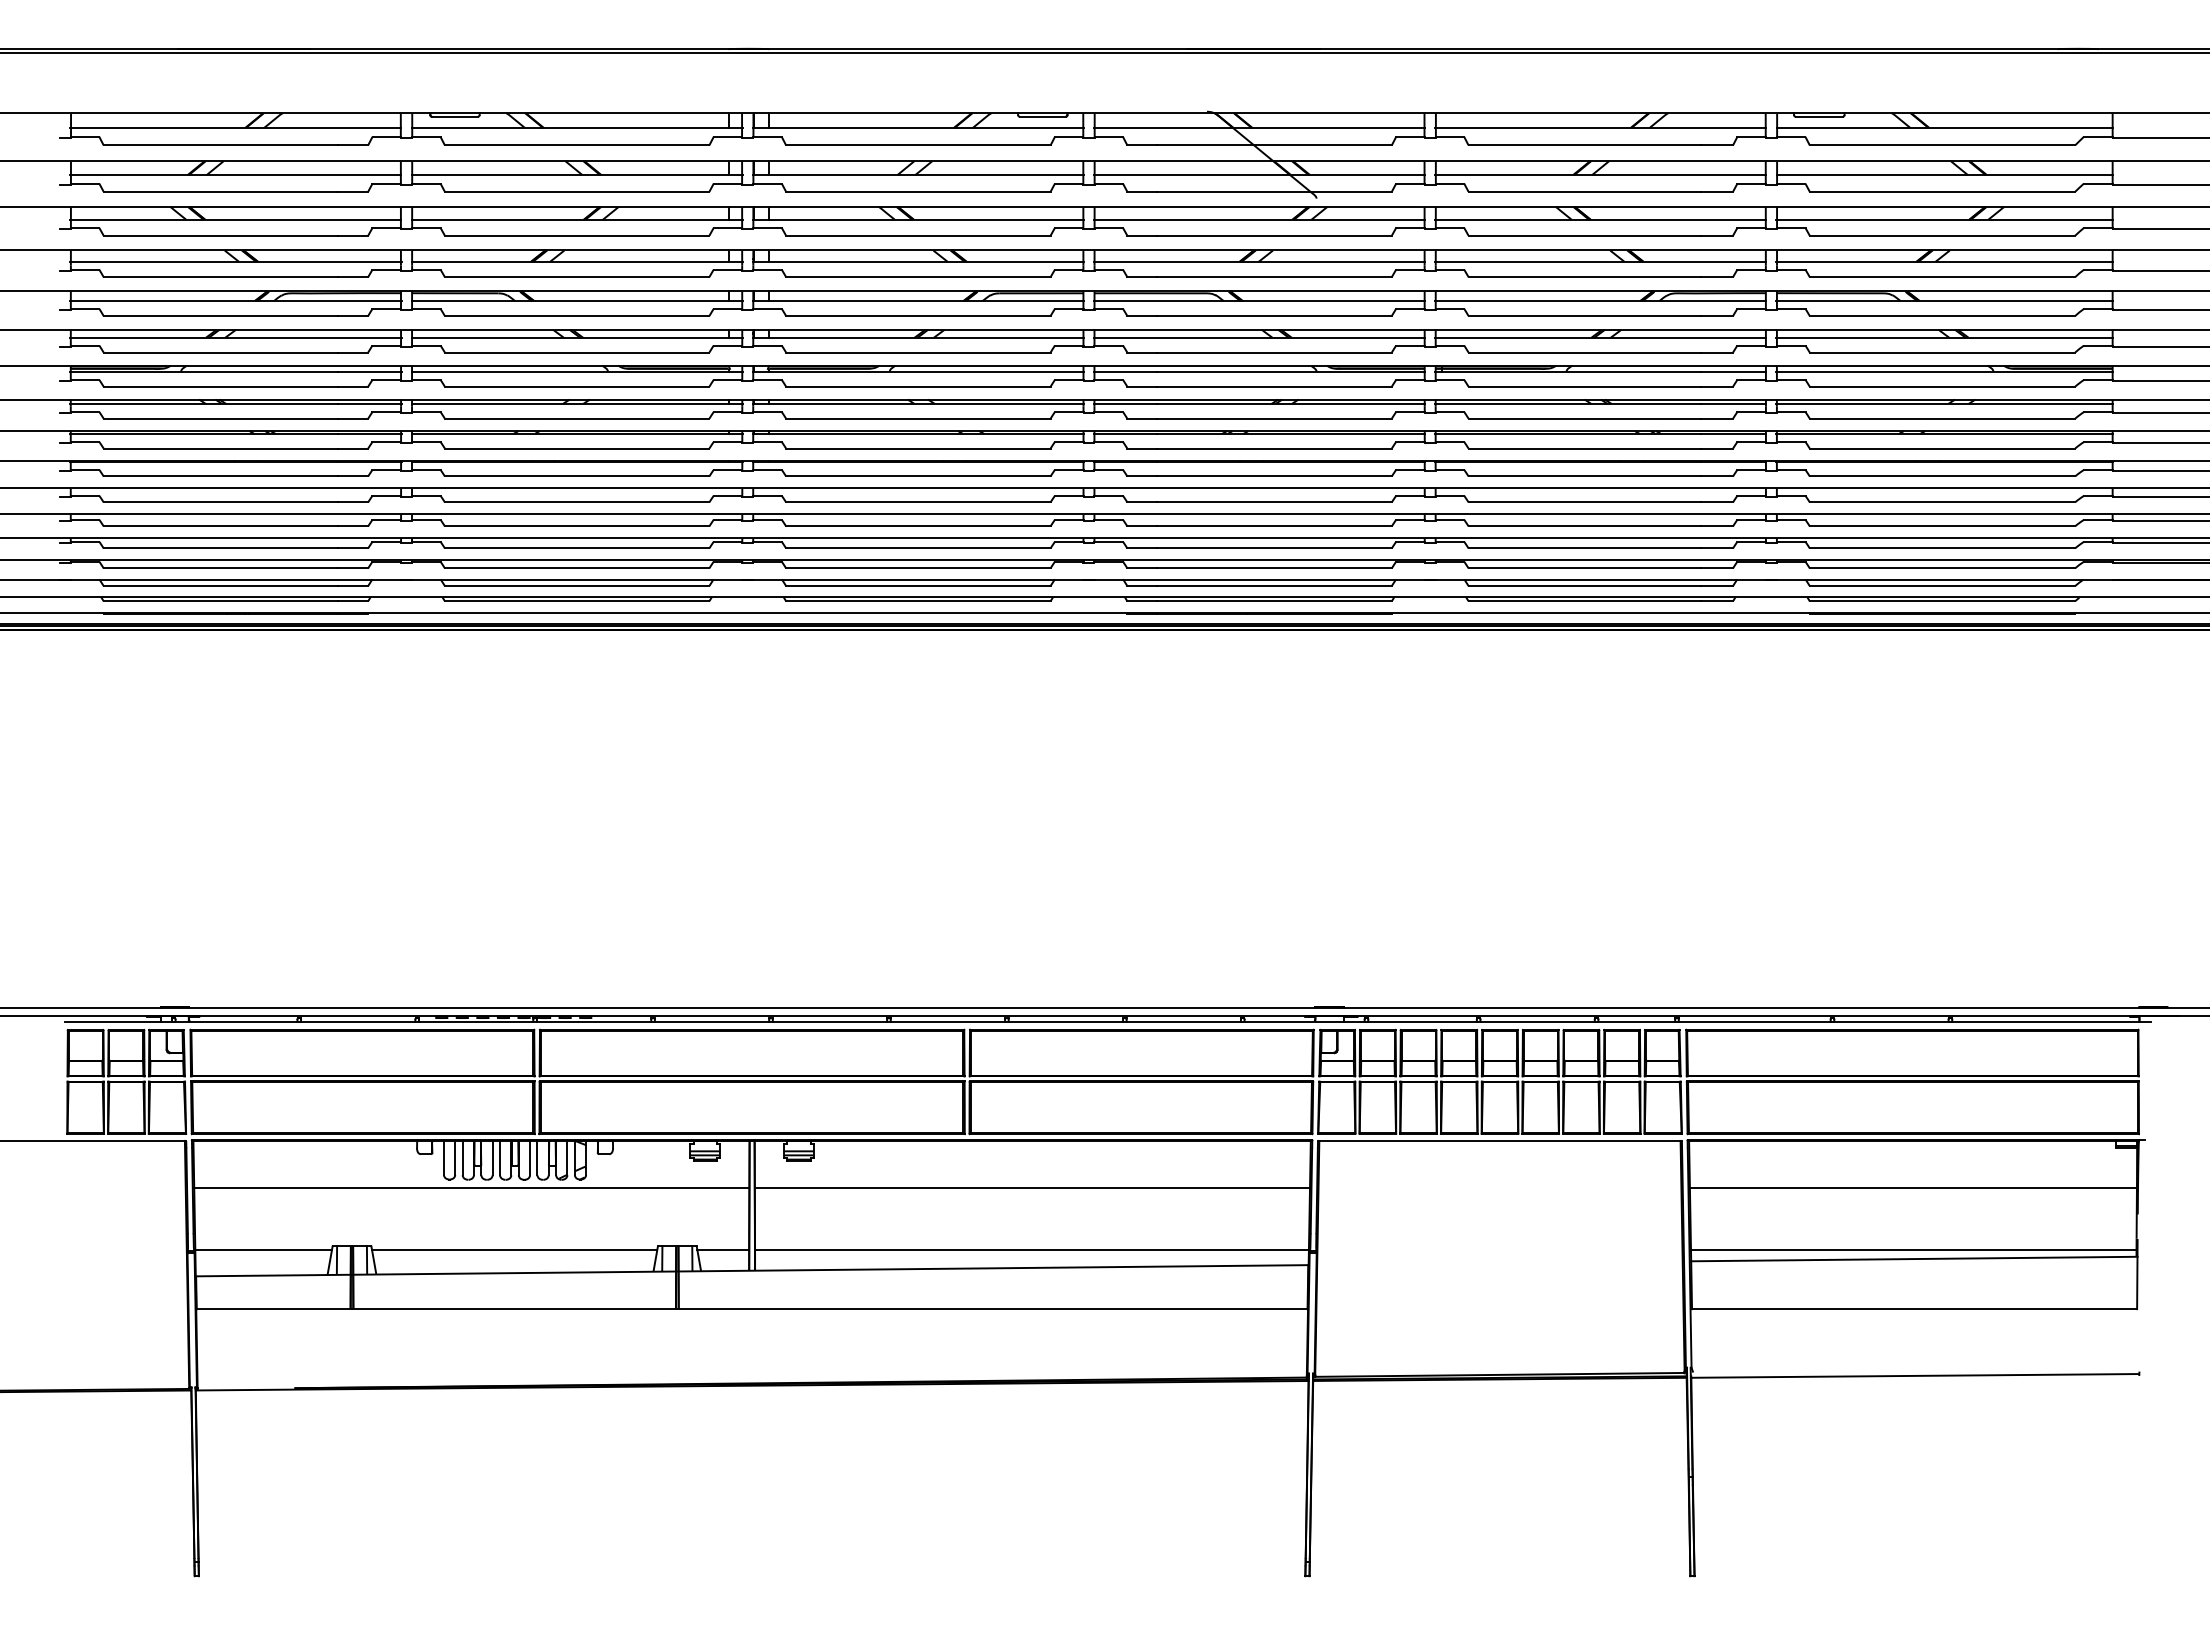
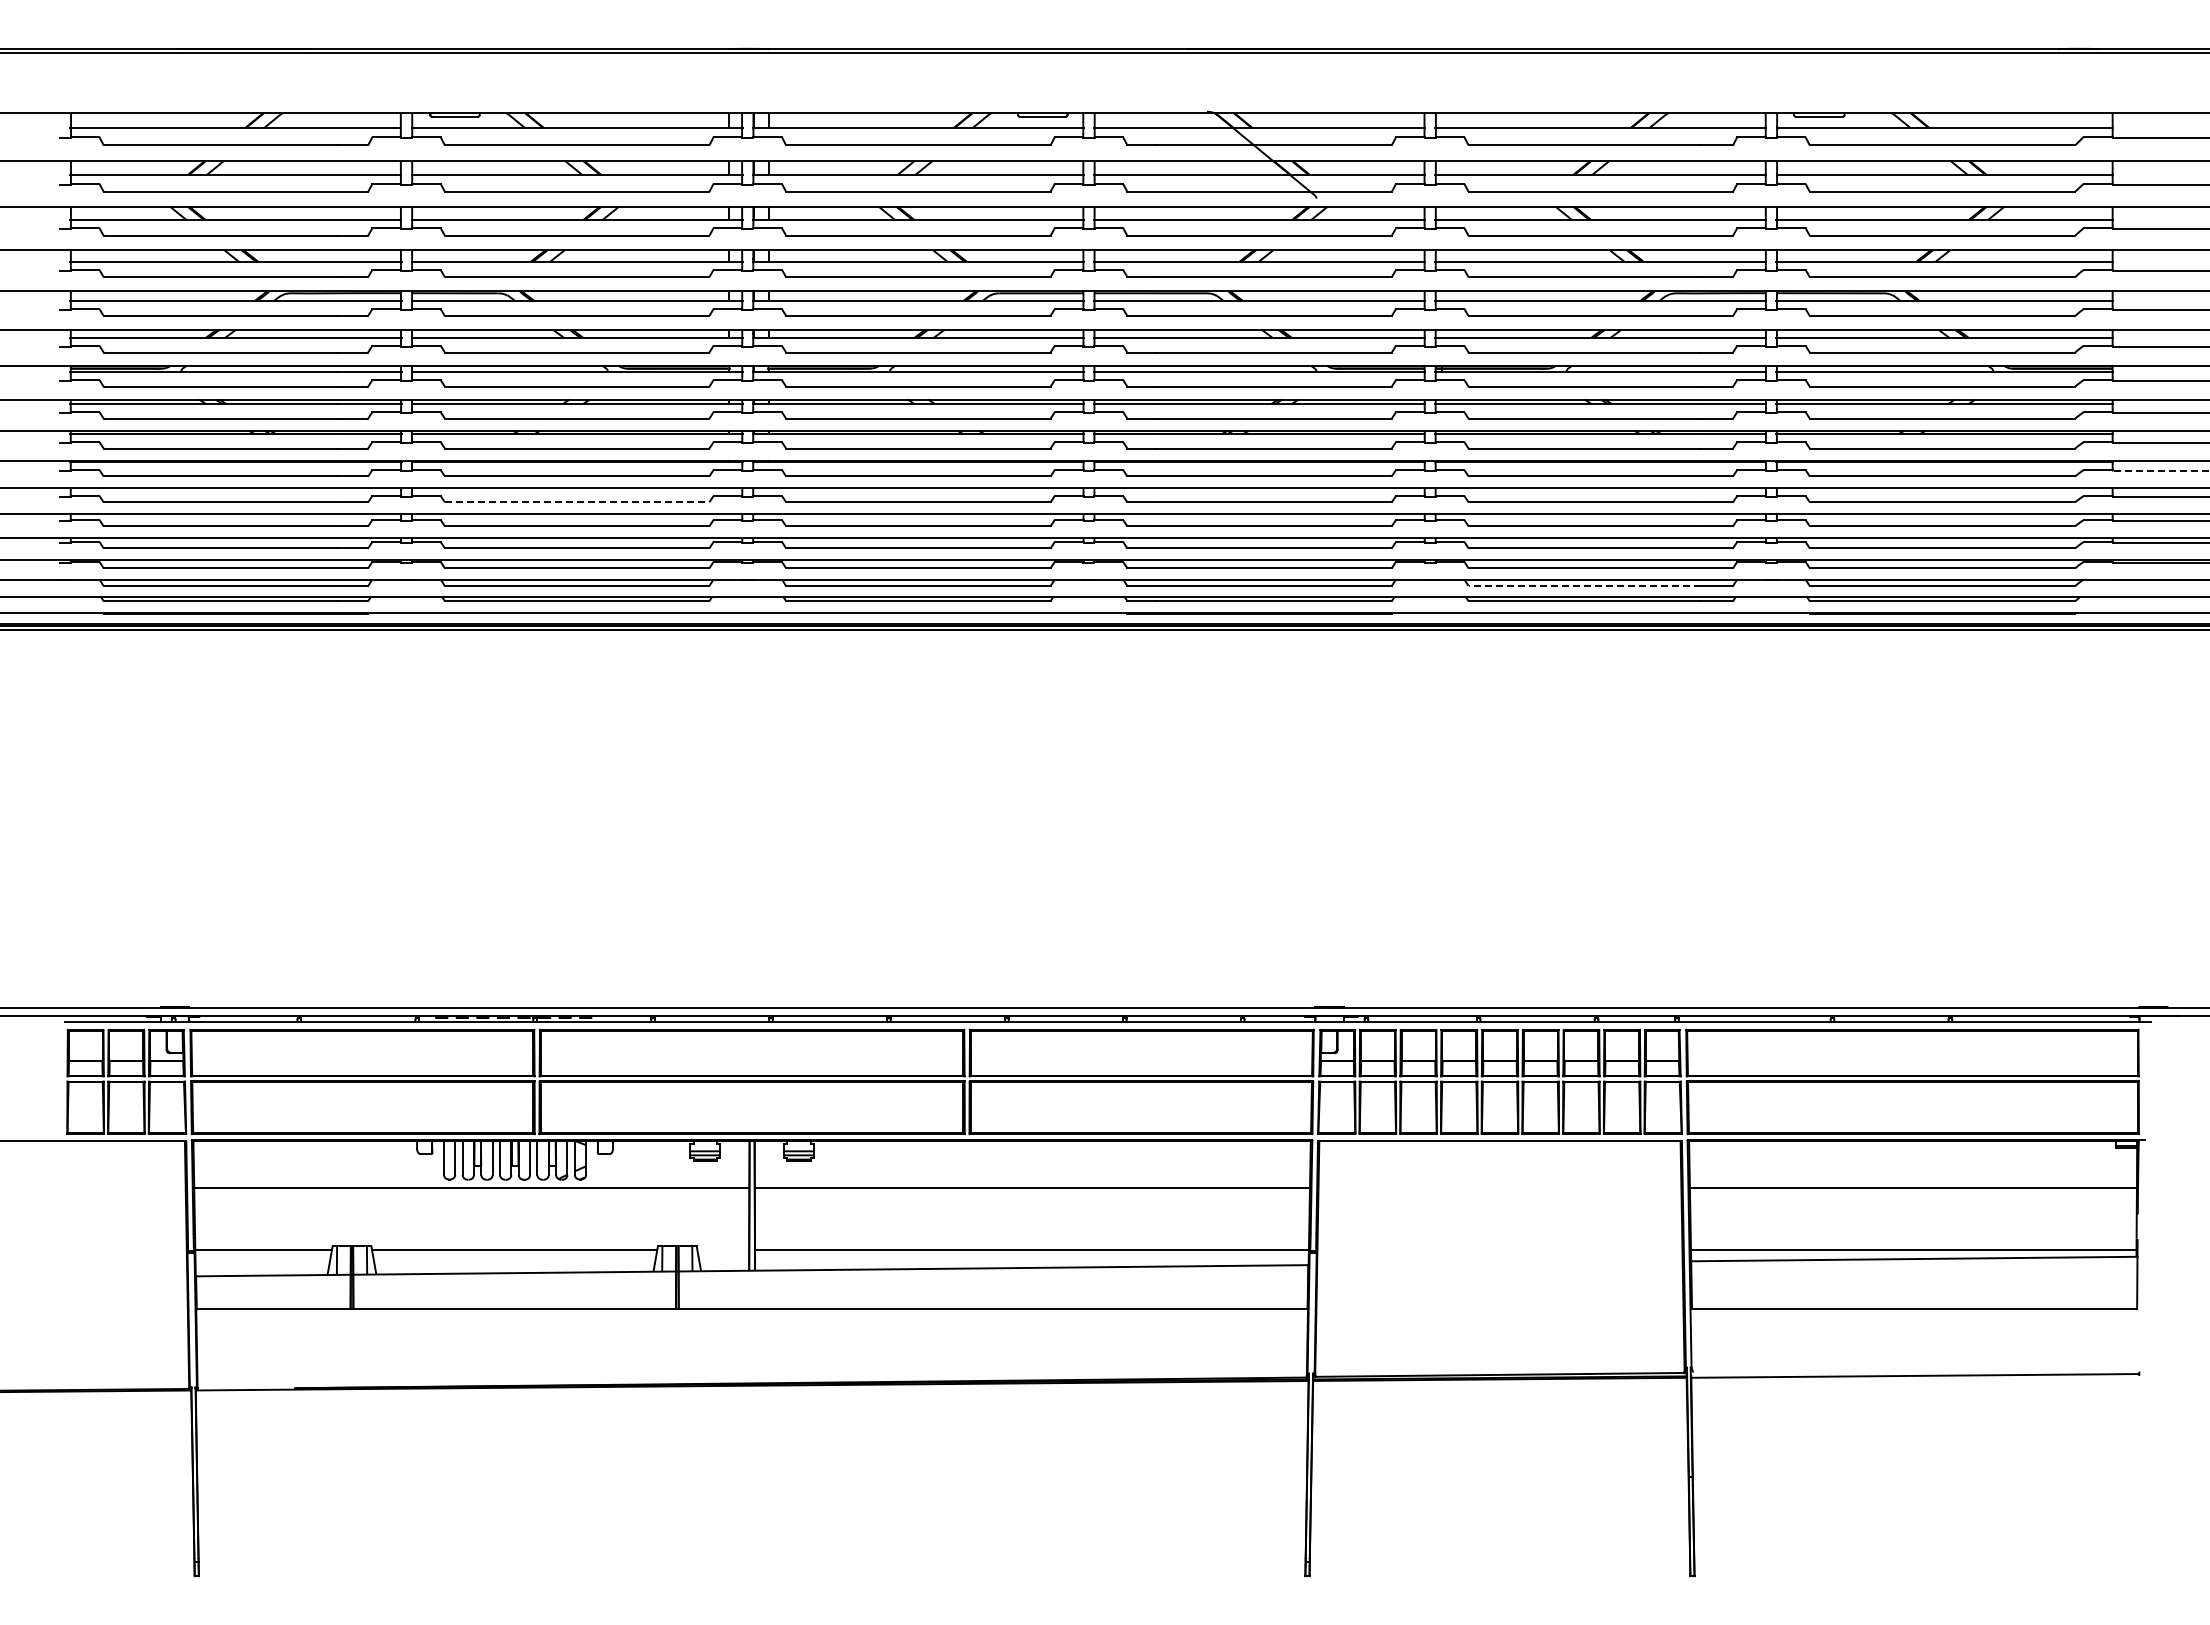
line: solid -> dashed (2161, 470)
line: solid -> dashed (577, 502)
line: solid -> dashed (1584, 586)
line: present -> none (723, 1250)
